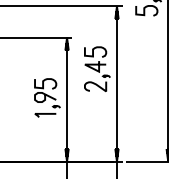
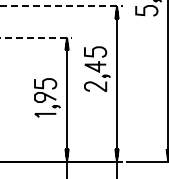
line: solid -> dashed (62, 6)
line: solid -> dashed (36, 37)
